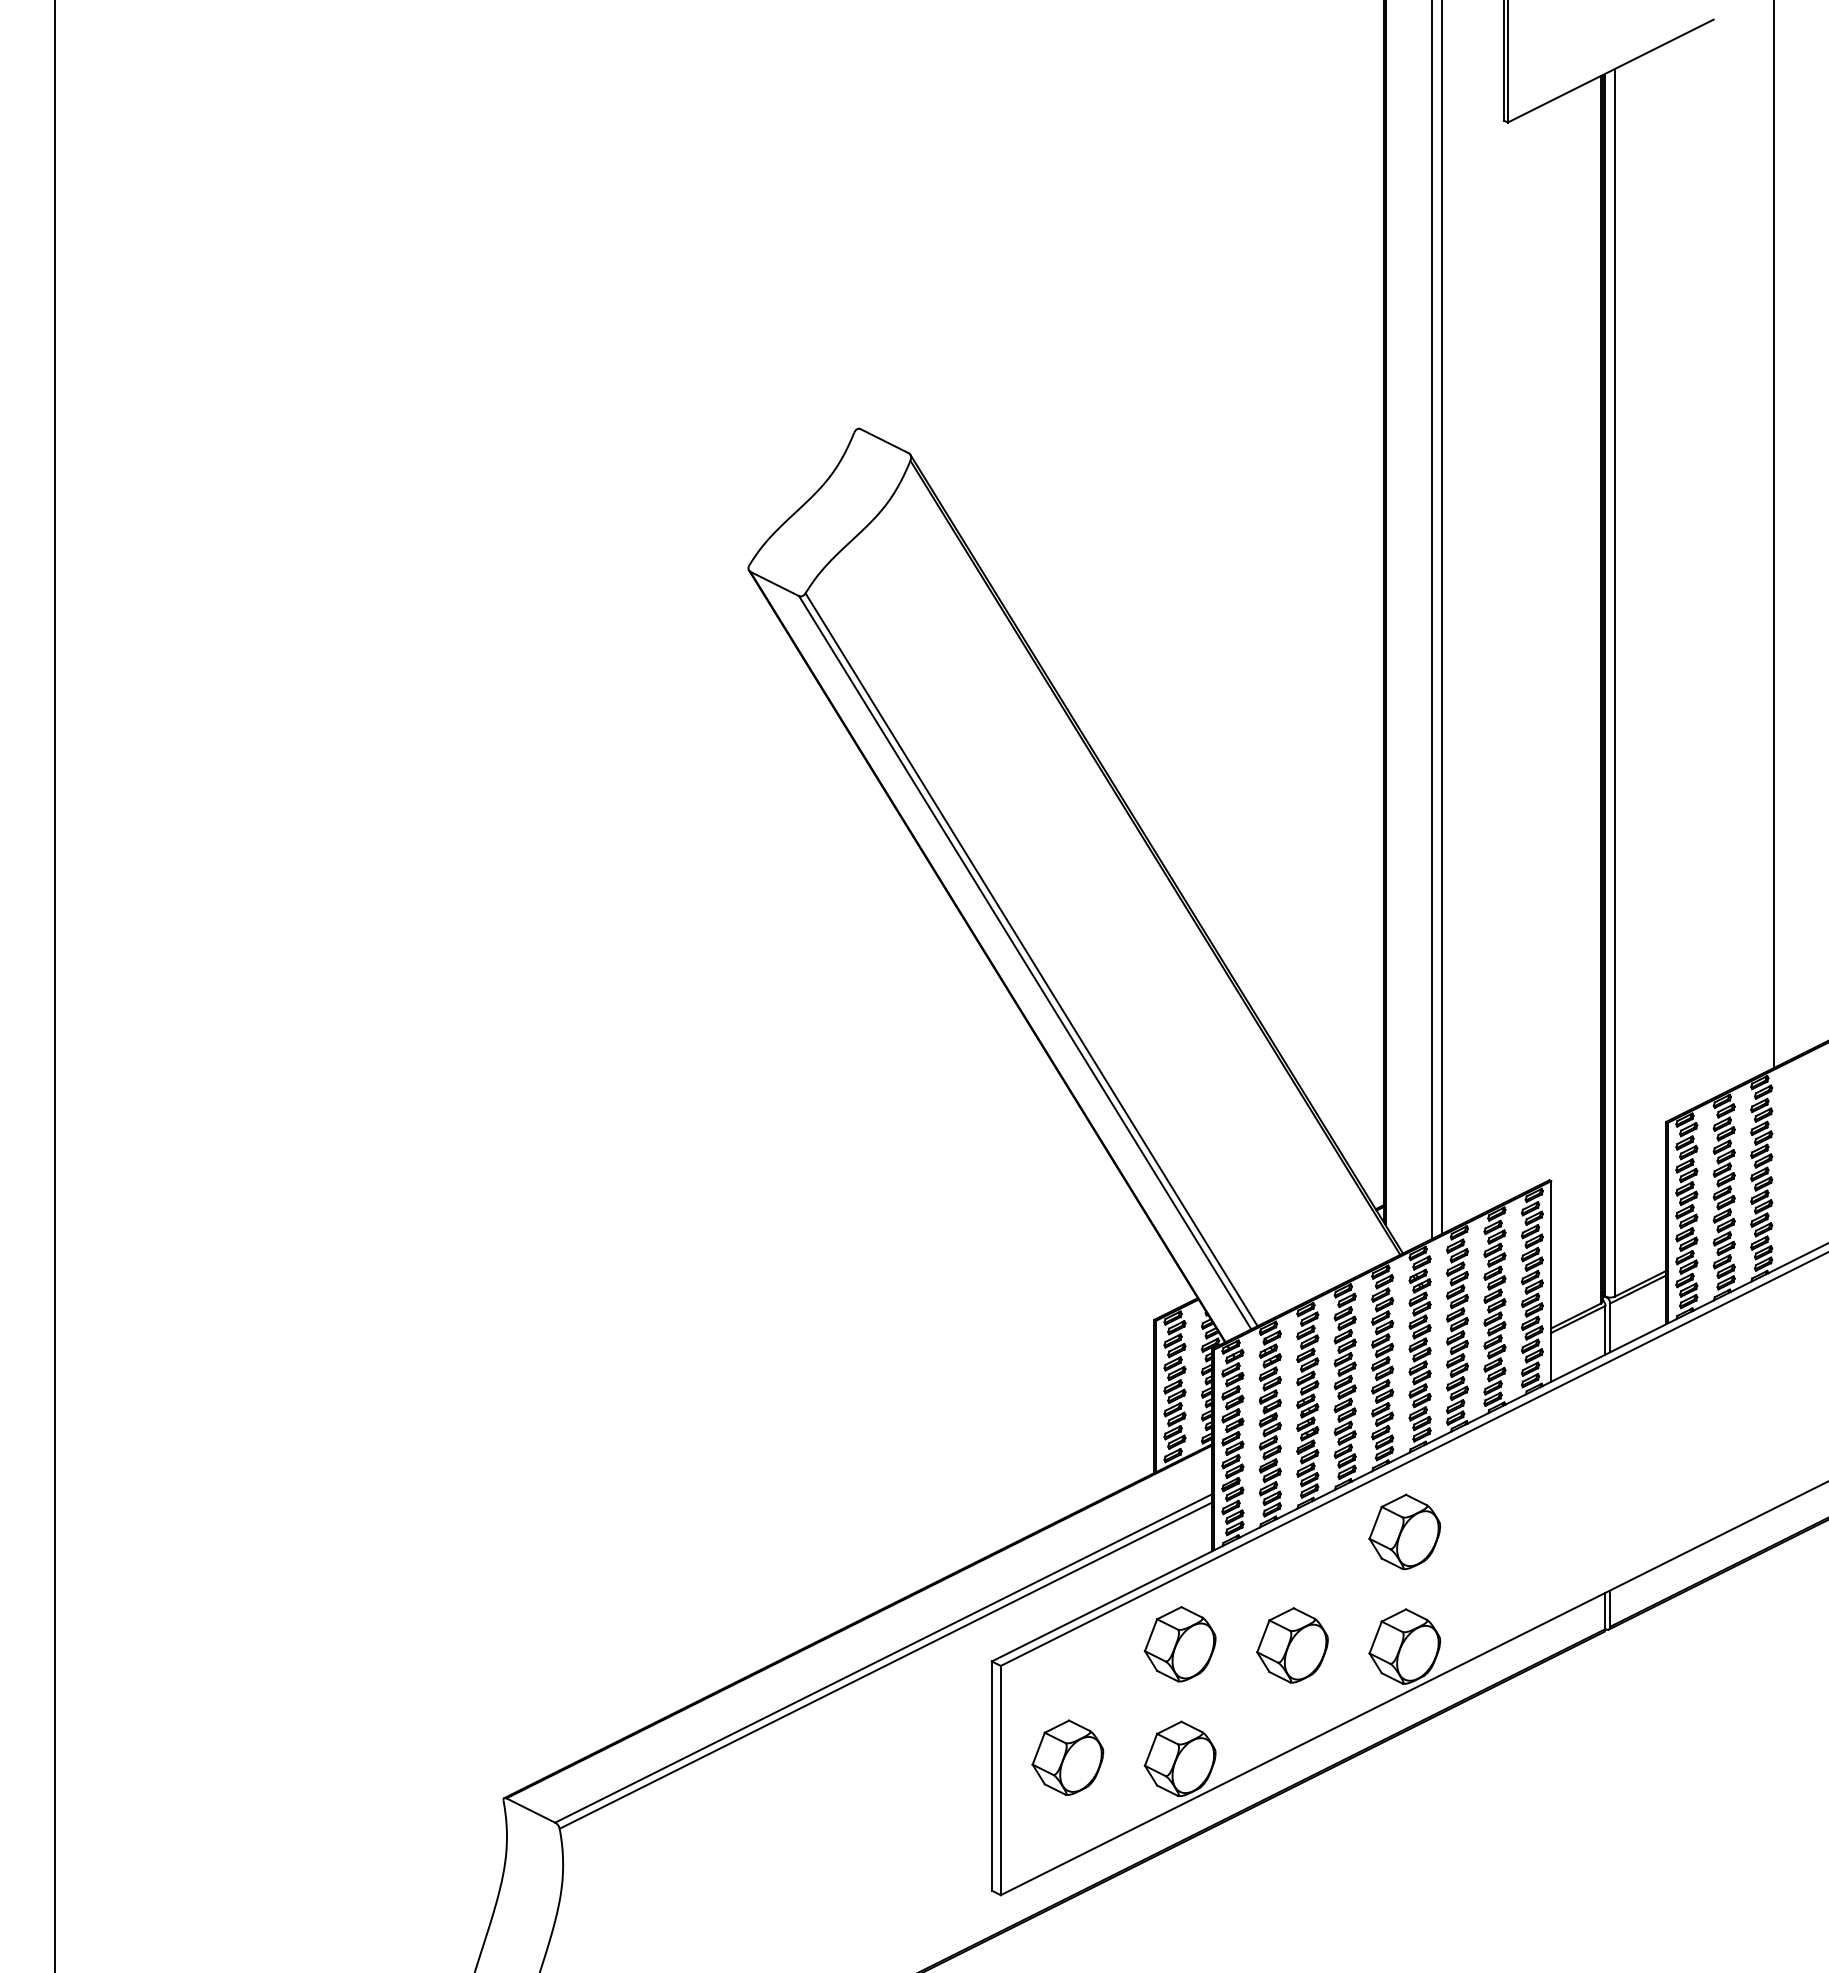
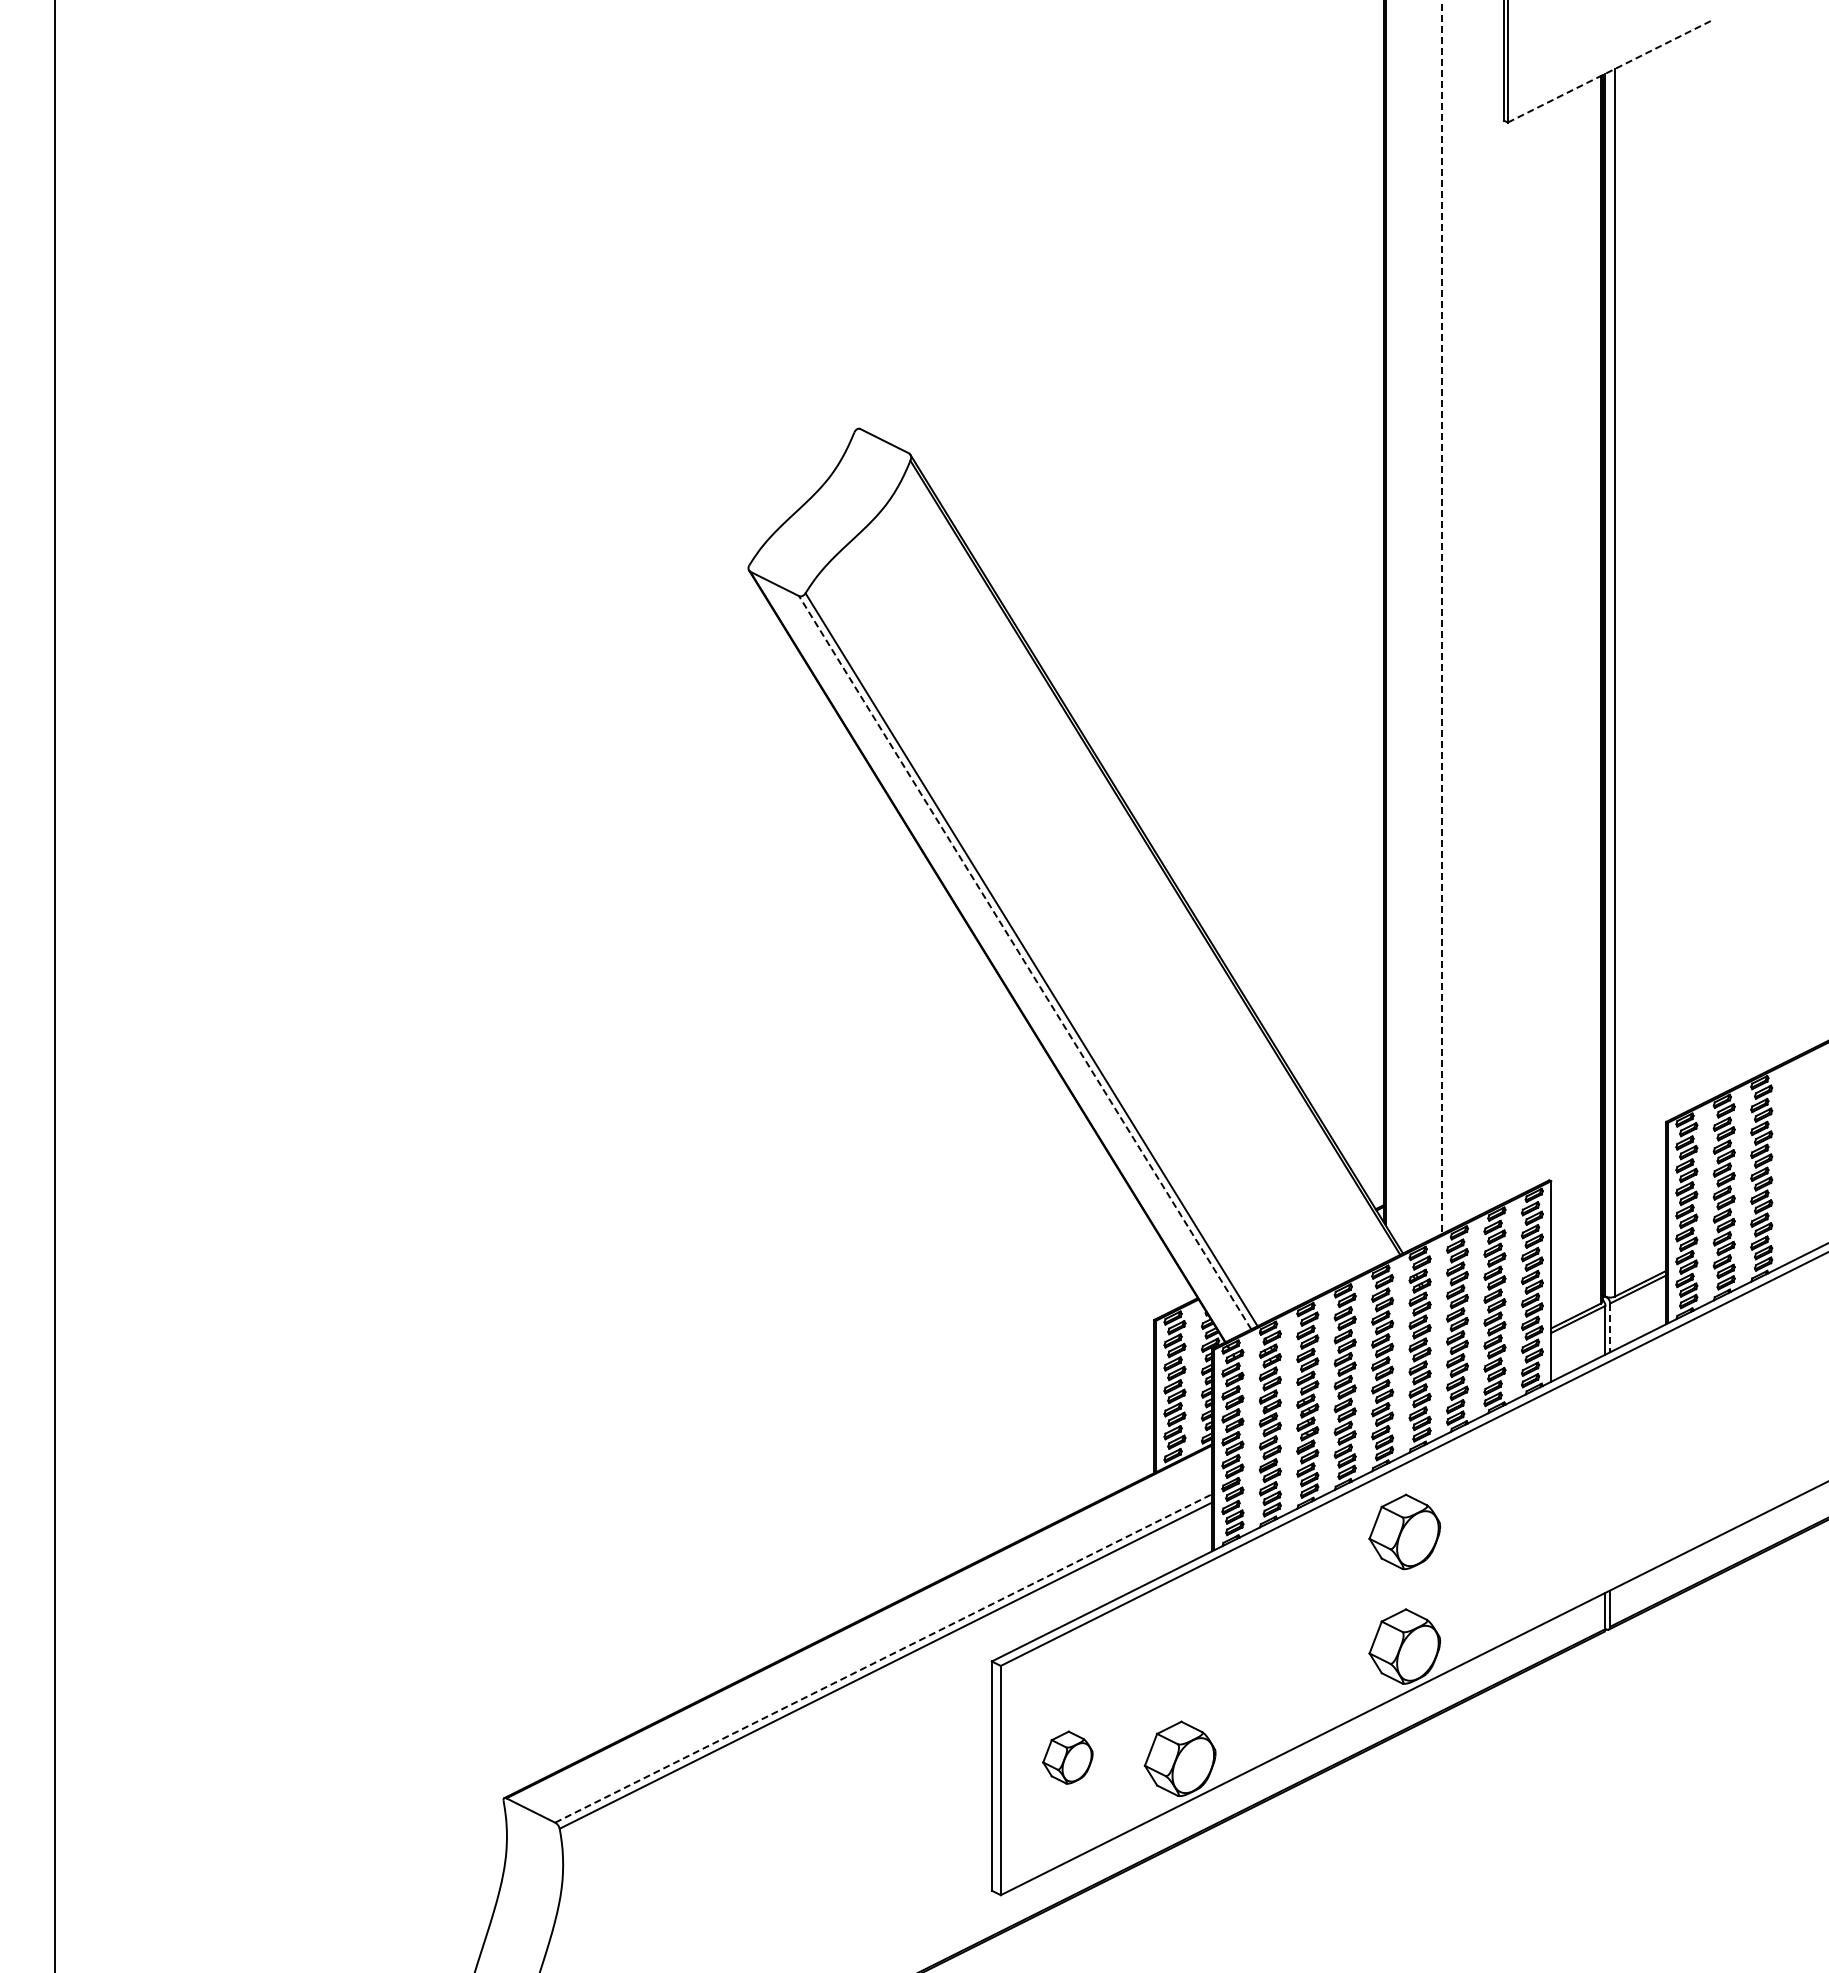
line: solid -> dashed (1611, 70)
line: present -> none (1773, 535)
line: solid -> dashed (1441, 617)
line: present -> none (1432, 620)
line: solid -> dashed (1025, 962)
line: solid -> dashed (1610, 1328)
part: present -> none (1179, 1644)
part: present -> none (1292, 1645)
line: solid -> dashed (884, 1658)
part size: 74x77 px -> 52x55 px (1067, 1757)
